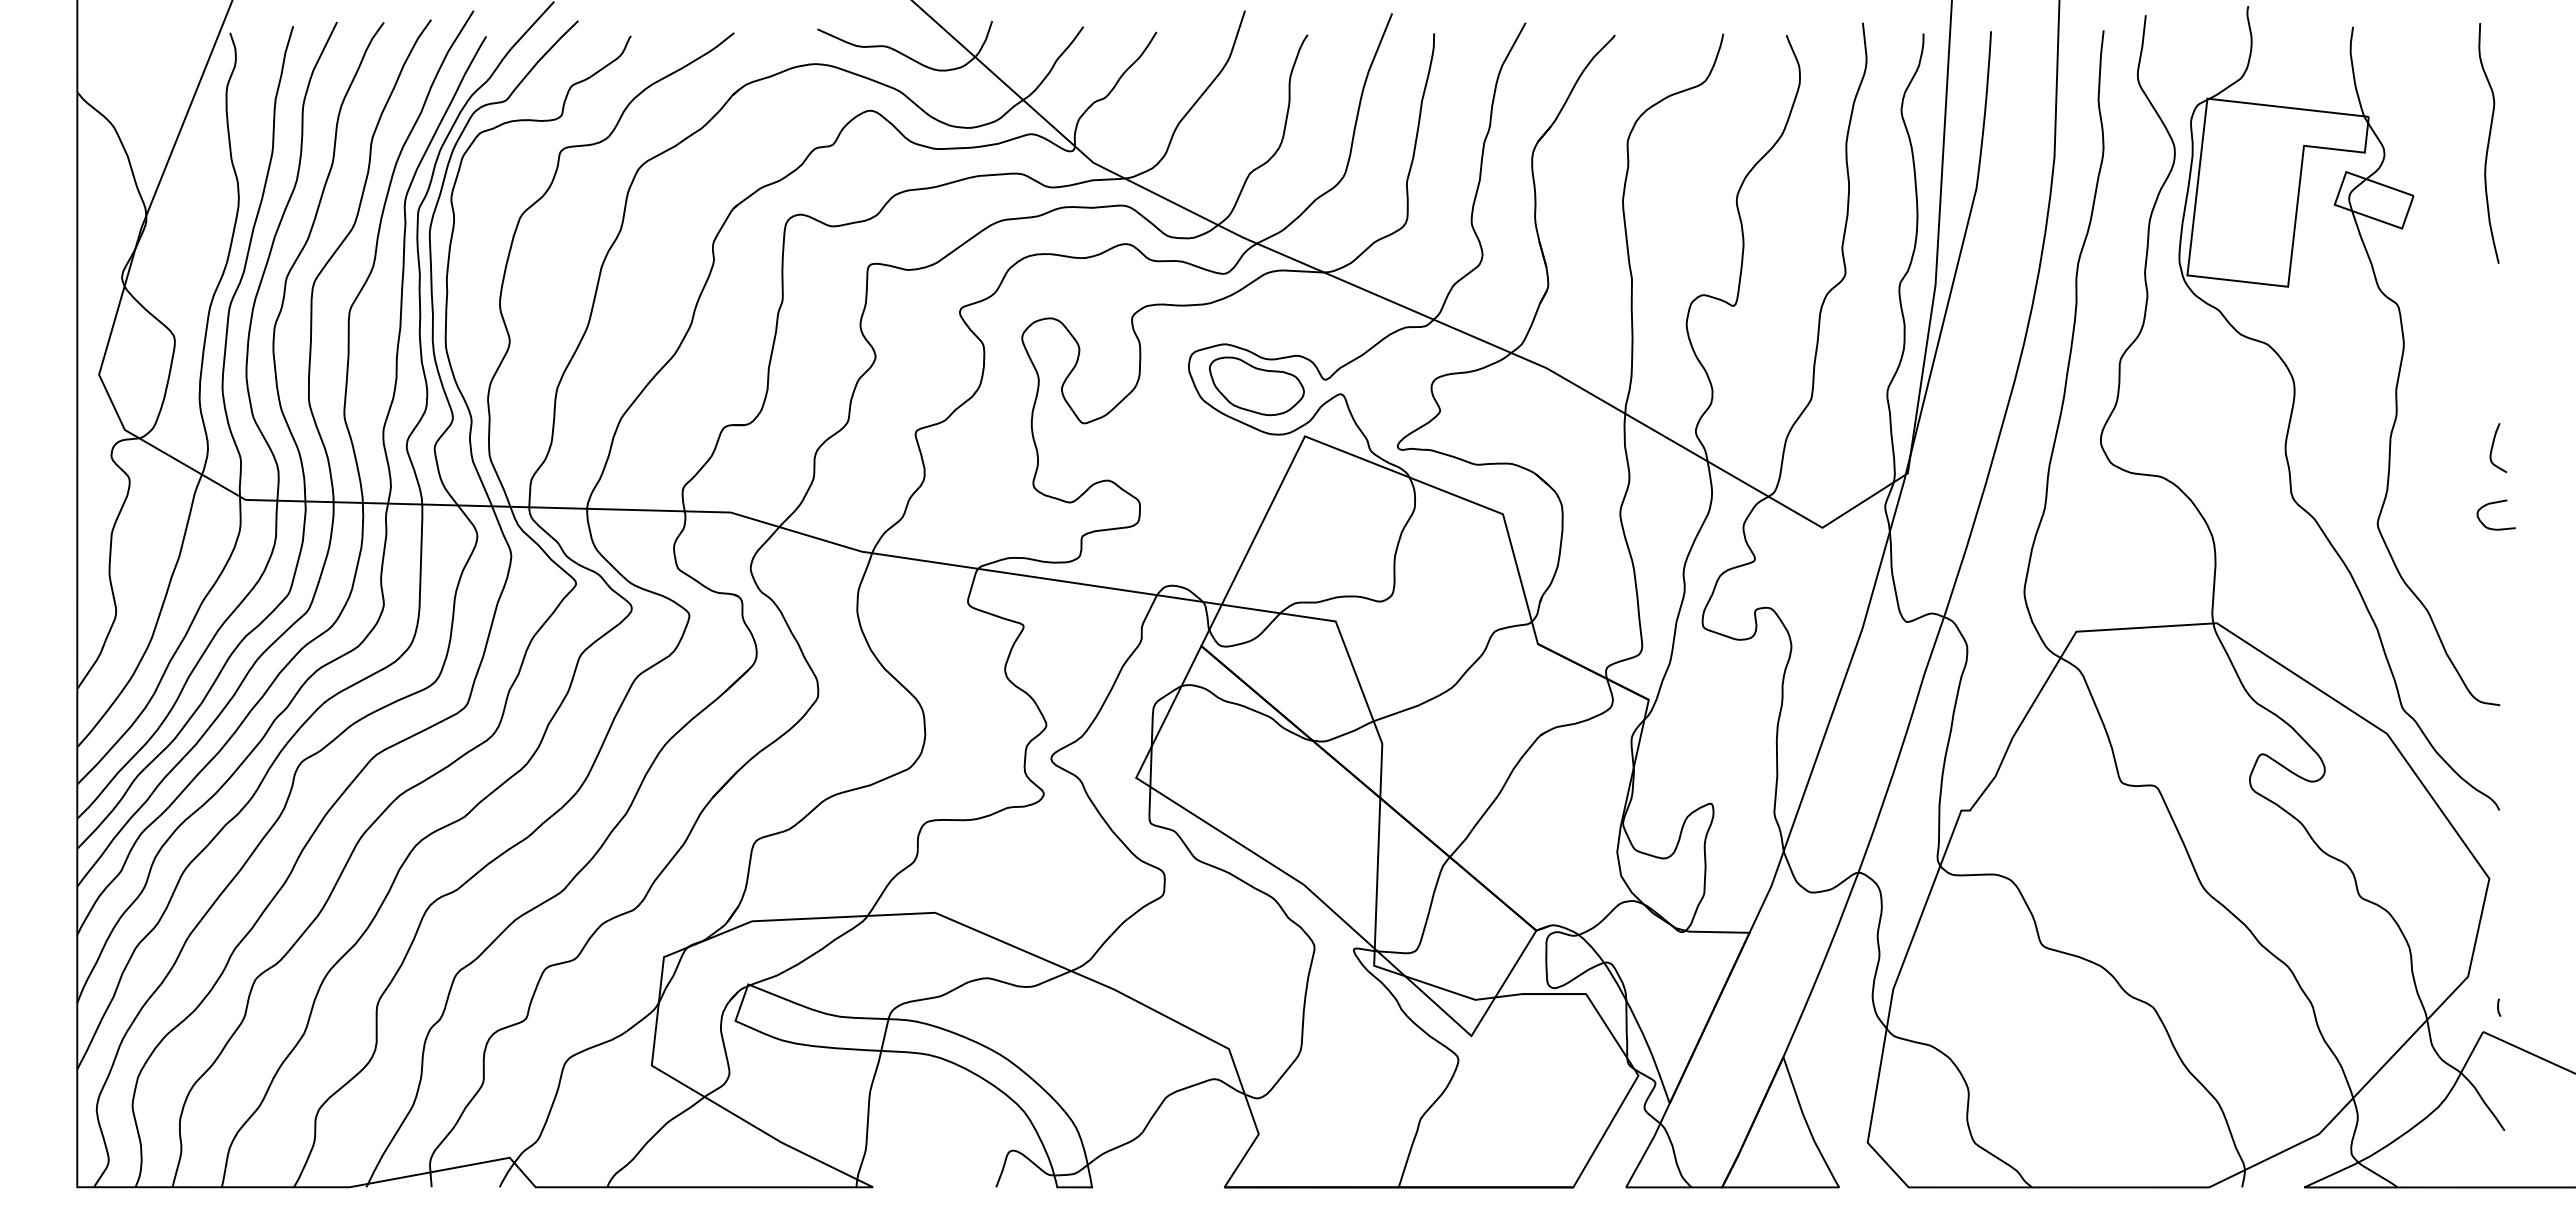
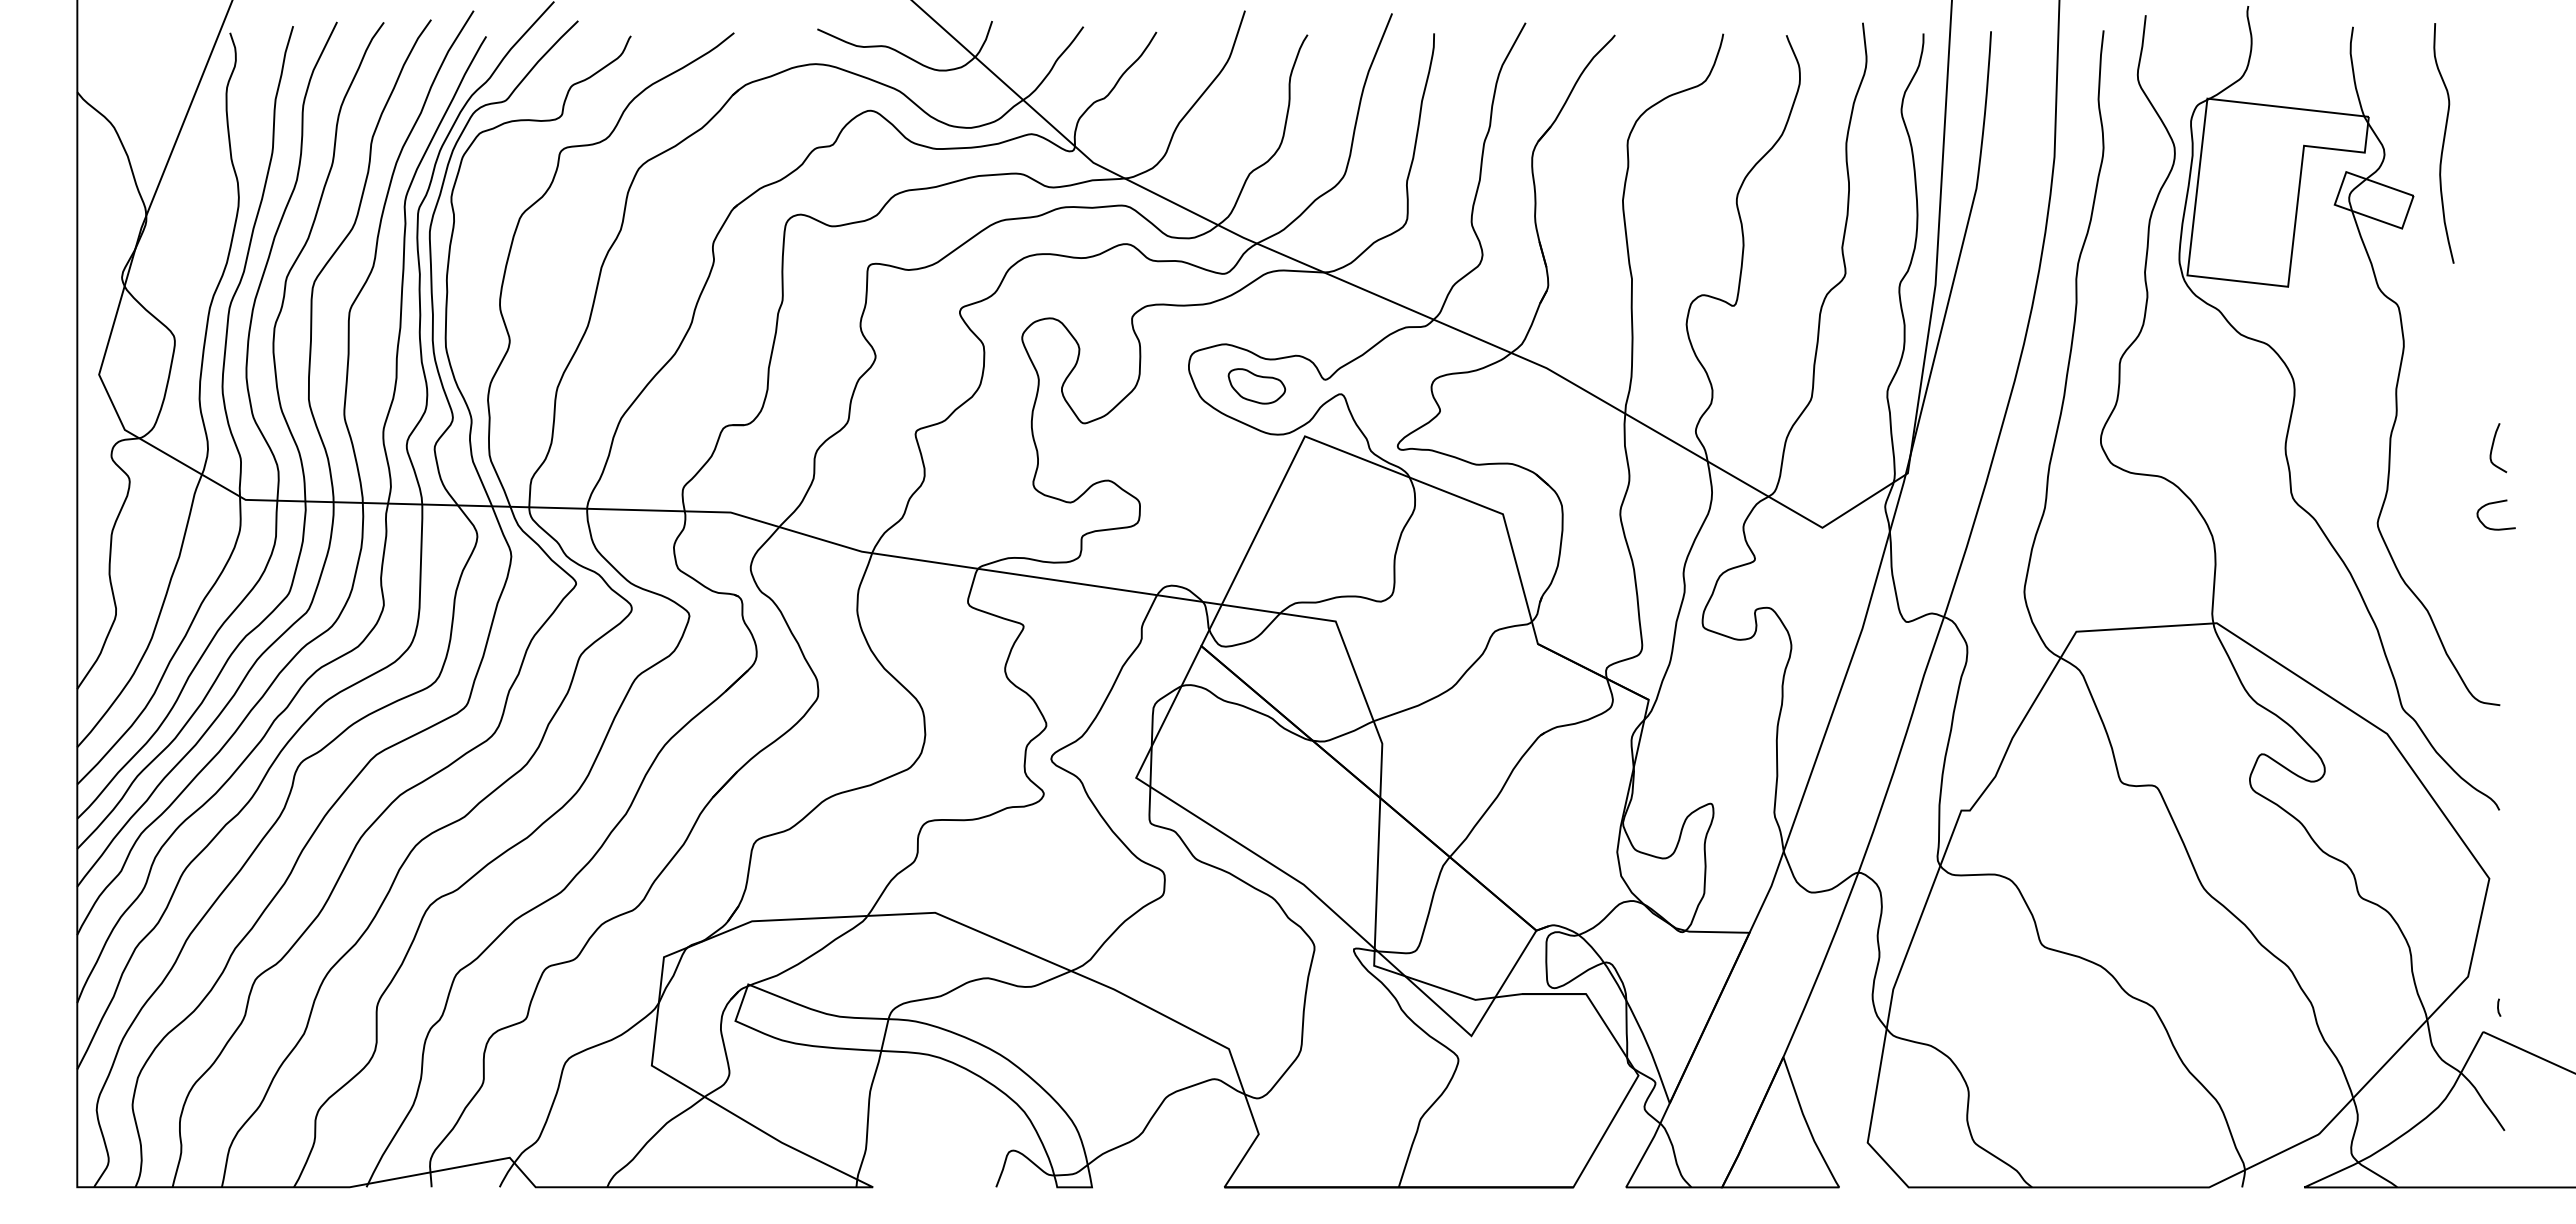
curve position: (2488, 143) -> (2443, 143) (2443, 143)
part size: 96x61 px -> 60x37 px (1256, 386)
